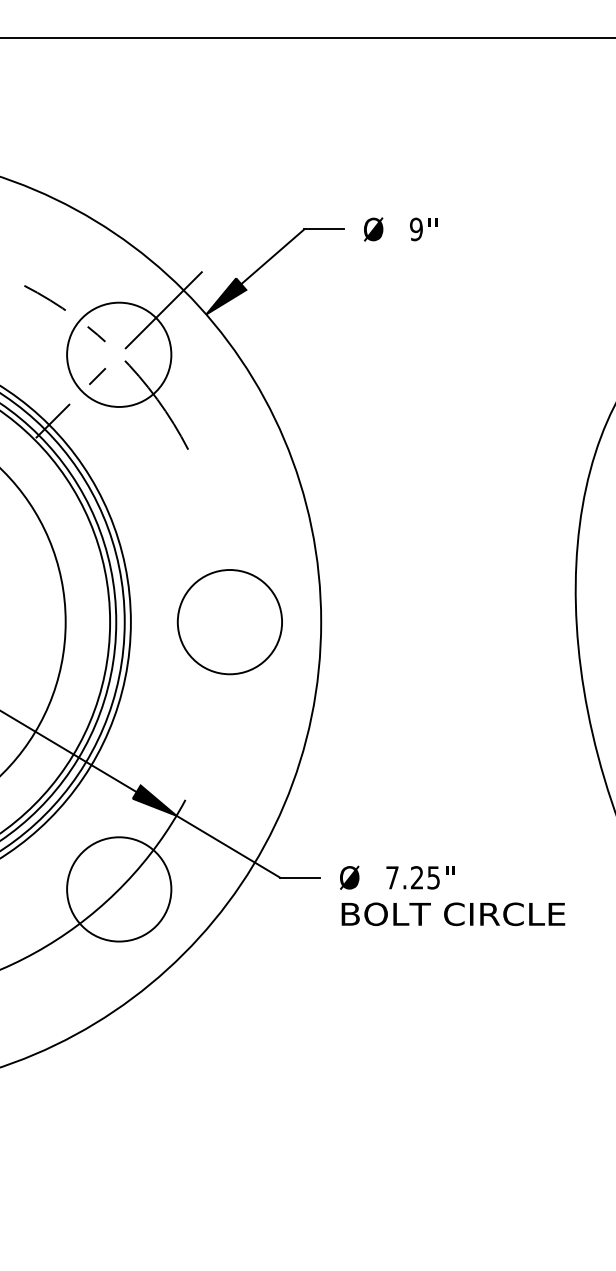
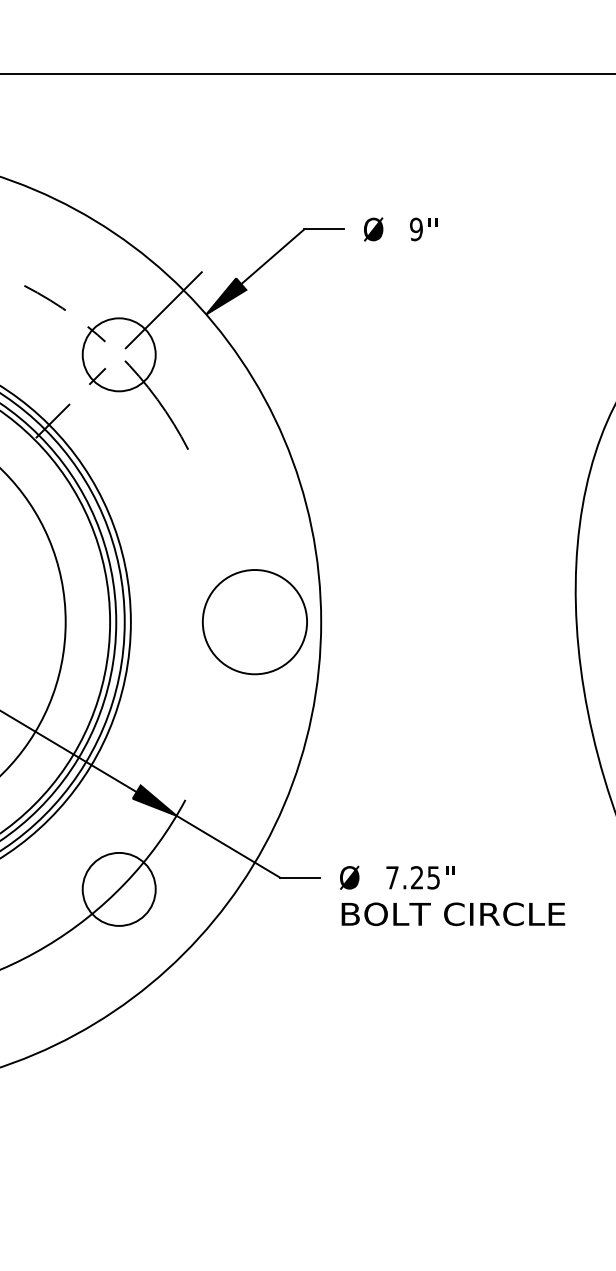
line position: (307, 38) -> (307, 74) (307, 74)
circle diameter: 104 px -> 73 px (118, 354)
circle position: (229, 622) -> (254, 622) (254, 622)
circle diameter: 104 px -> 73 px (118, 888)
